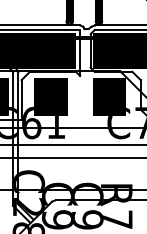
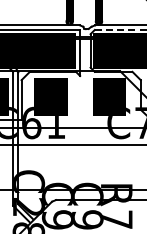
line: solid -> dashed (120, 29)
line: present -> none (72, 158)
